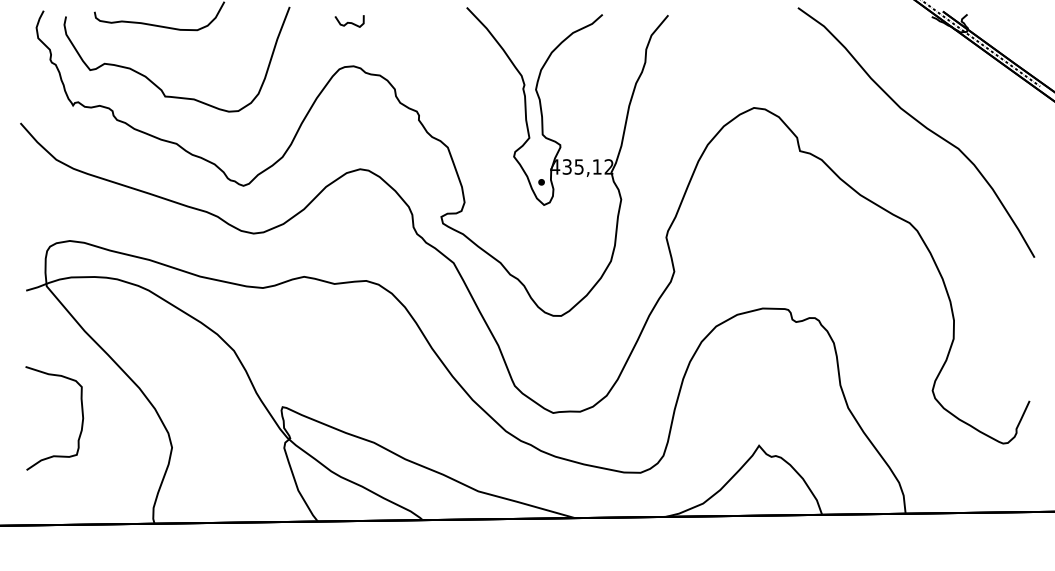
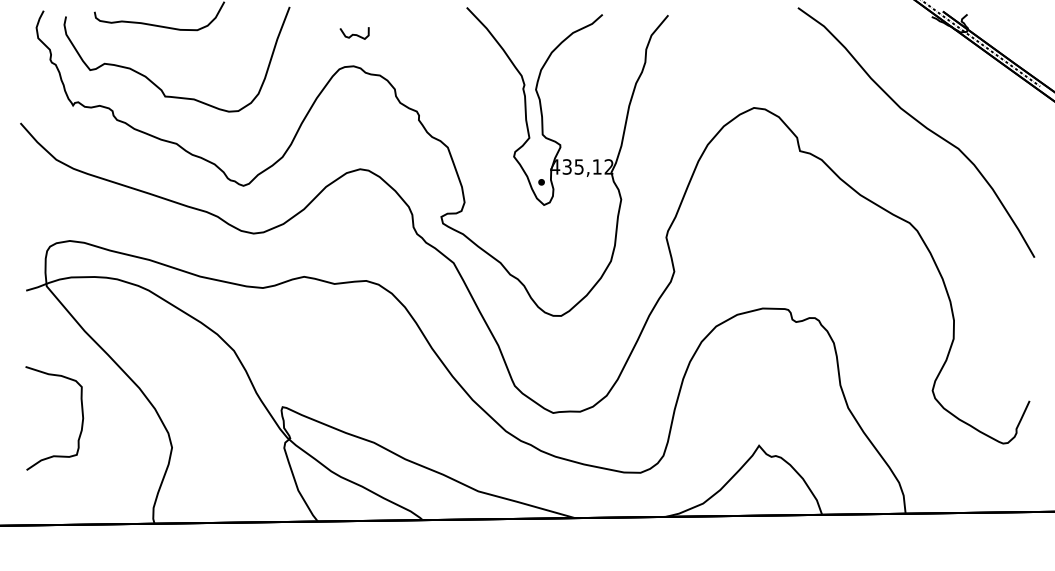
curve position: (349, 22) -> (354, 34) (354, 34)
